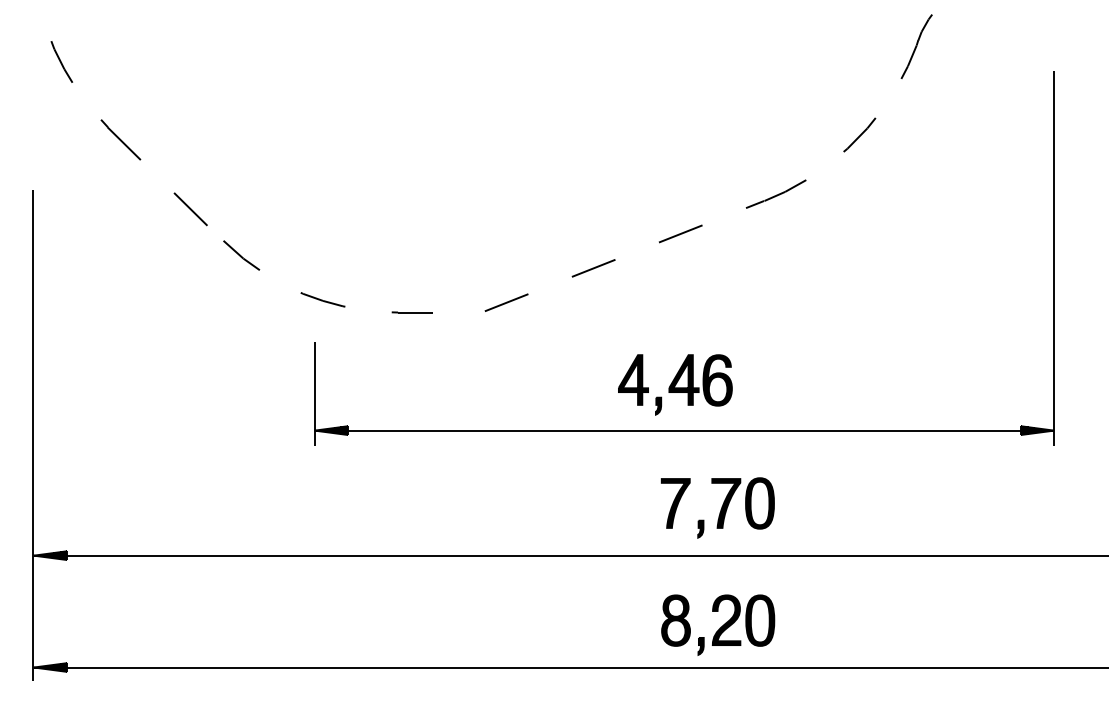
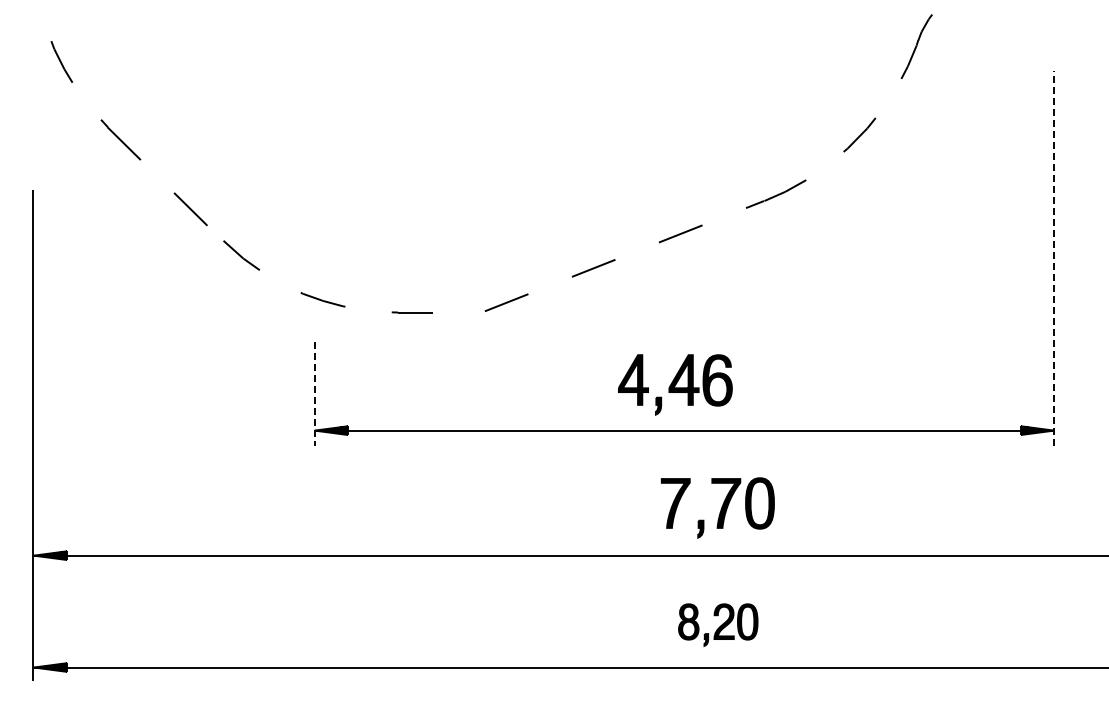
line: solid -> dashed (1053, 258)
line: solid -> dashed (314, 394)
part size: 115x62 px -> 81x44 px (718, 624)
